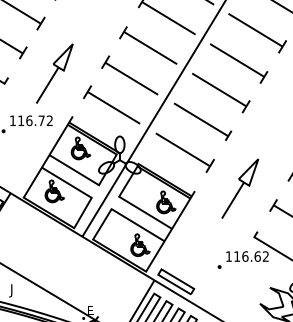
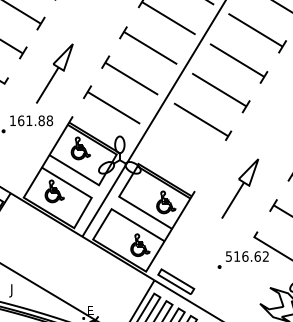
text: 116.72 -> 161.88 (35, 120)
part: present -> none (184, 152)
text: 116.62 -> 516.62 (228, 256)
